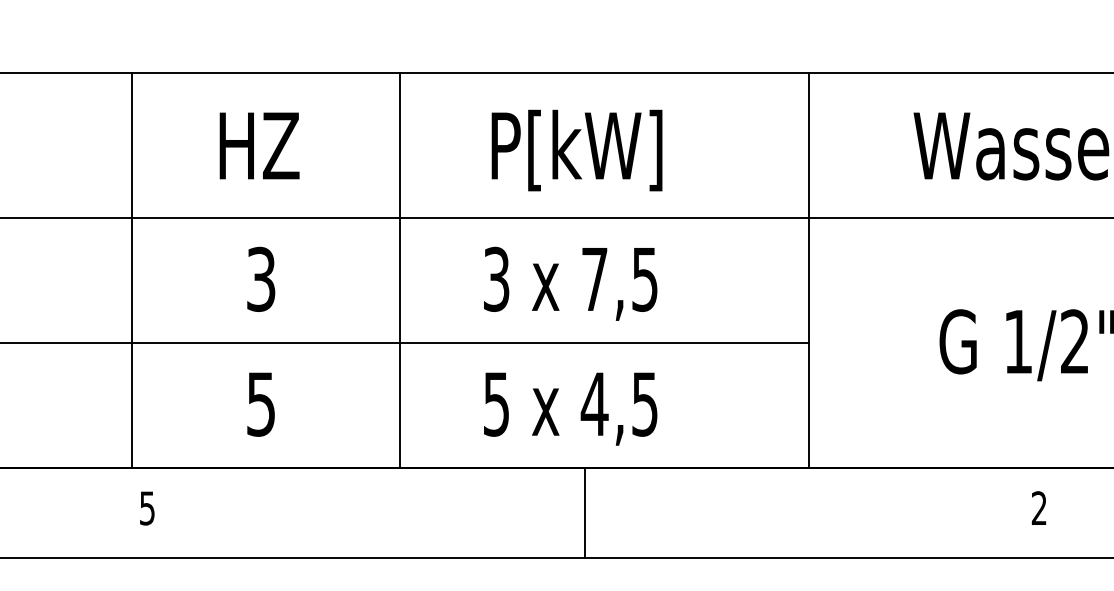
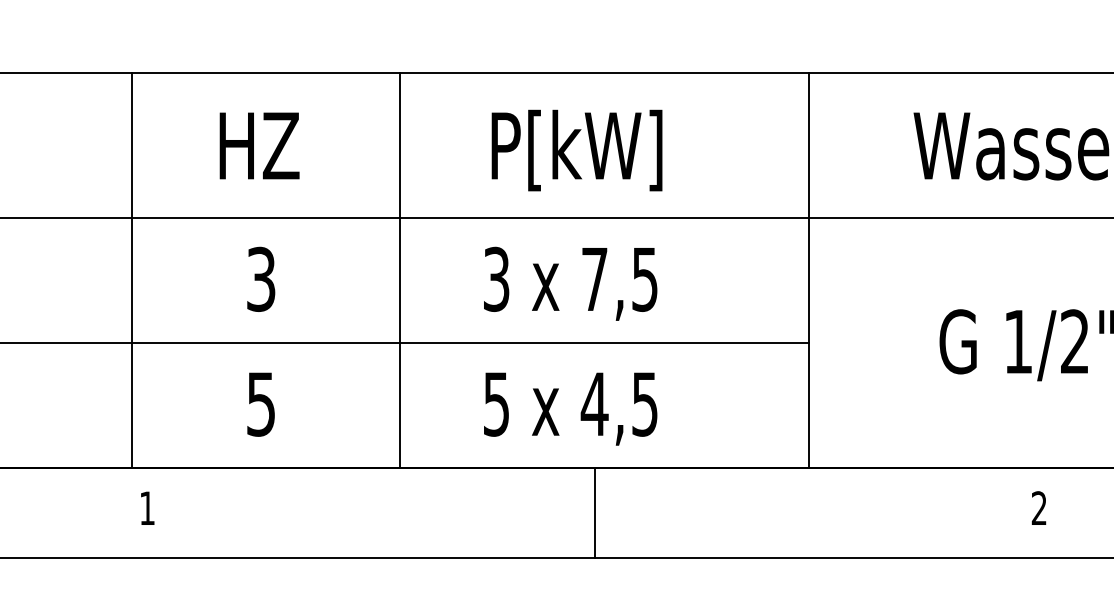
text: 5 -> 1 (147, 508)
line position: (584, 512) -> (594, 512) (594, 512)
